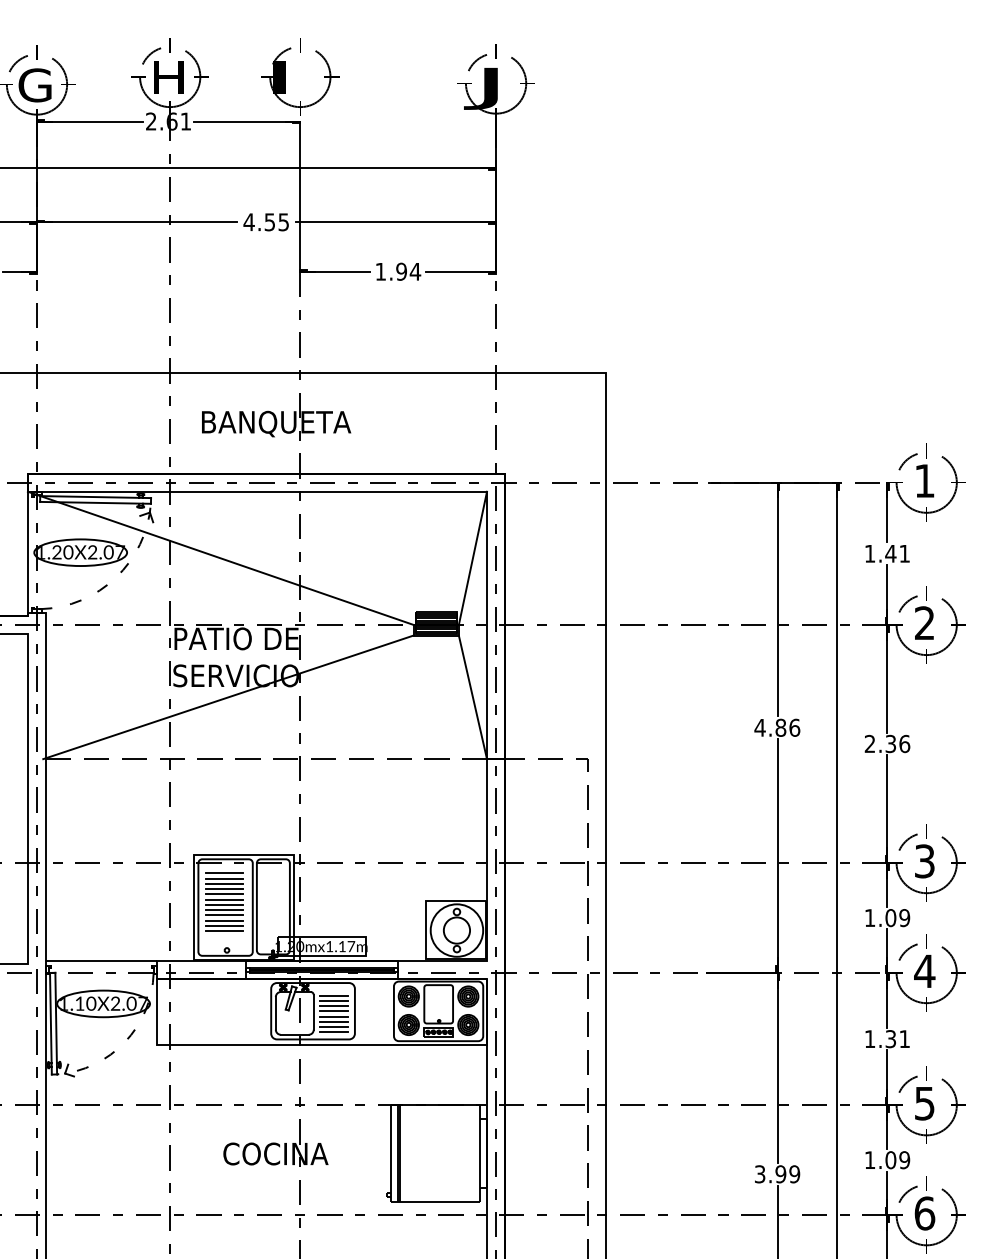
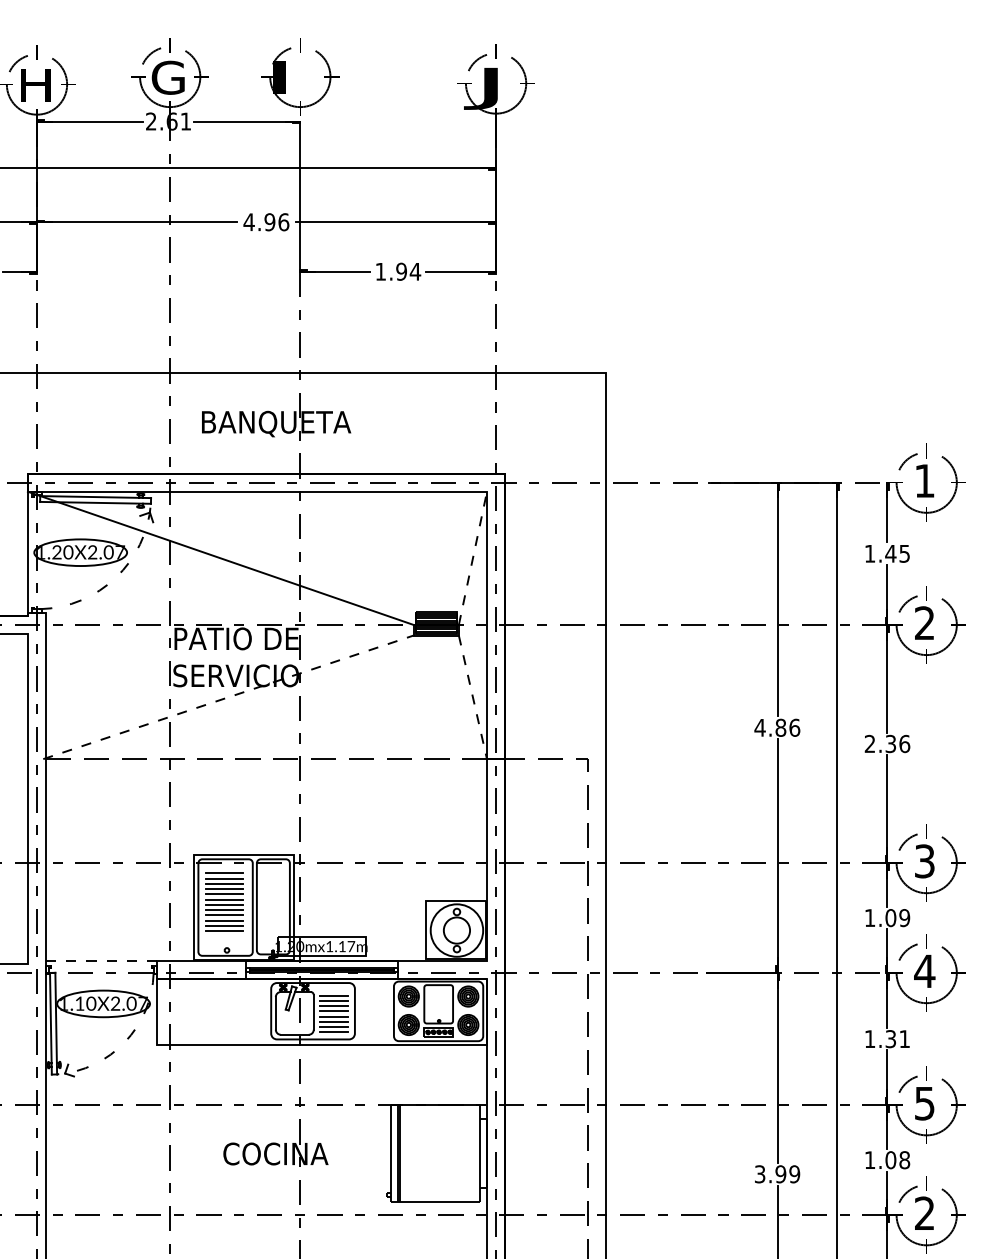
text: H -> G (167, 77)
text: G -> H (34, 85)
text: 4.55 -> 4.96 (276, 222)
text: 1.41 -> 1.45 (904, 553)
line: solid -> dashed (473, 557)
line: solid -> dashed (228, 697)
line: solid -> dashed (473, 697)
line: solid -> dashed (101, 960)
text: 1.09 -> 1.08 (904, 1160)
text: 6 -> 2 (924, 1213)
